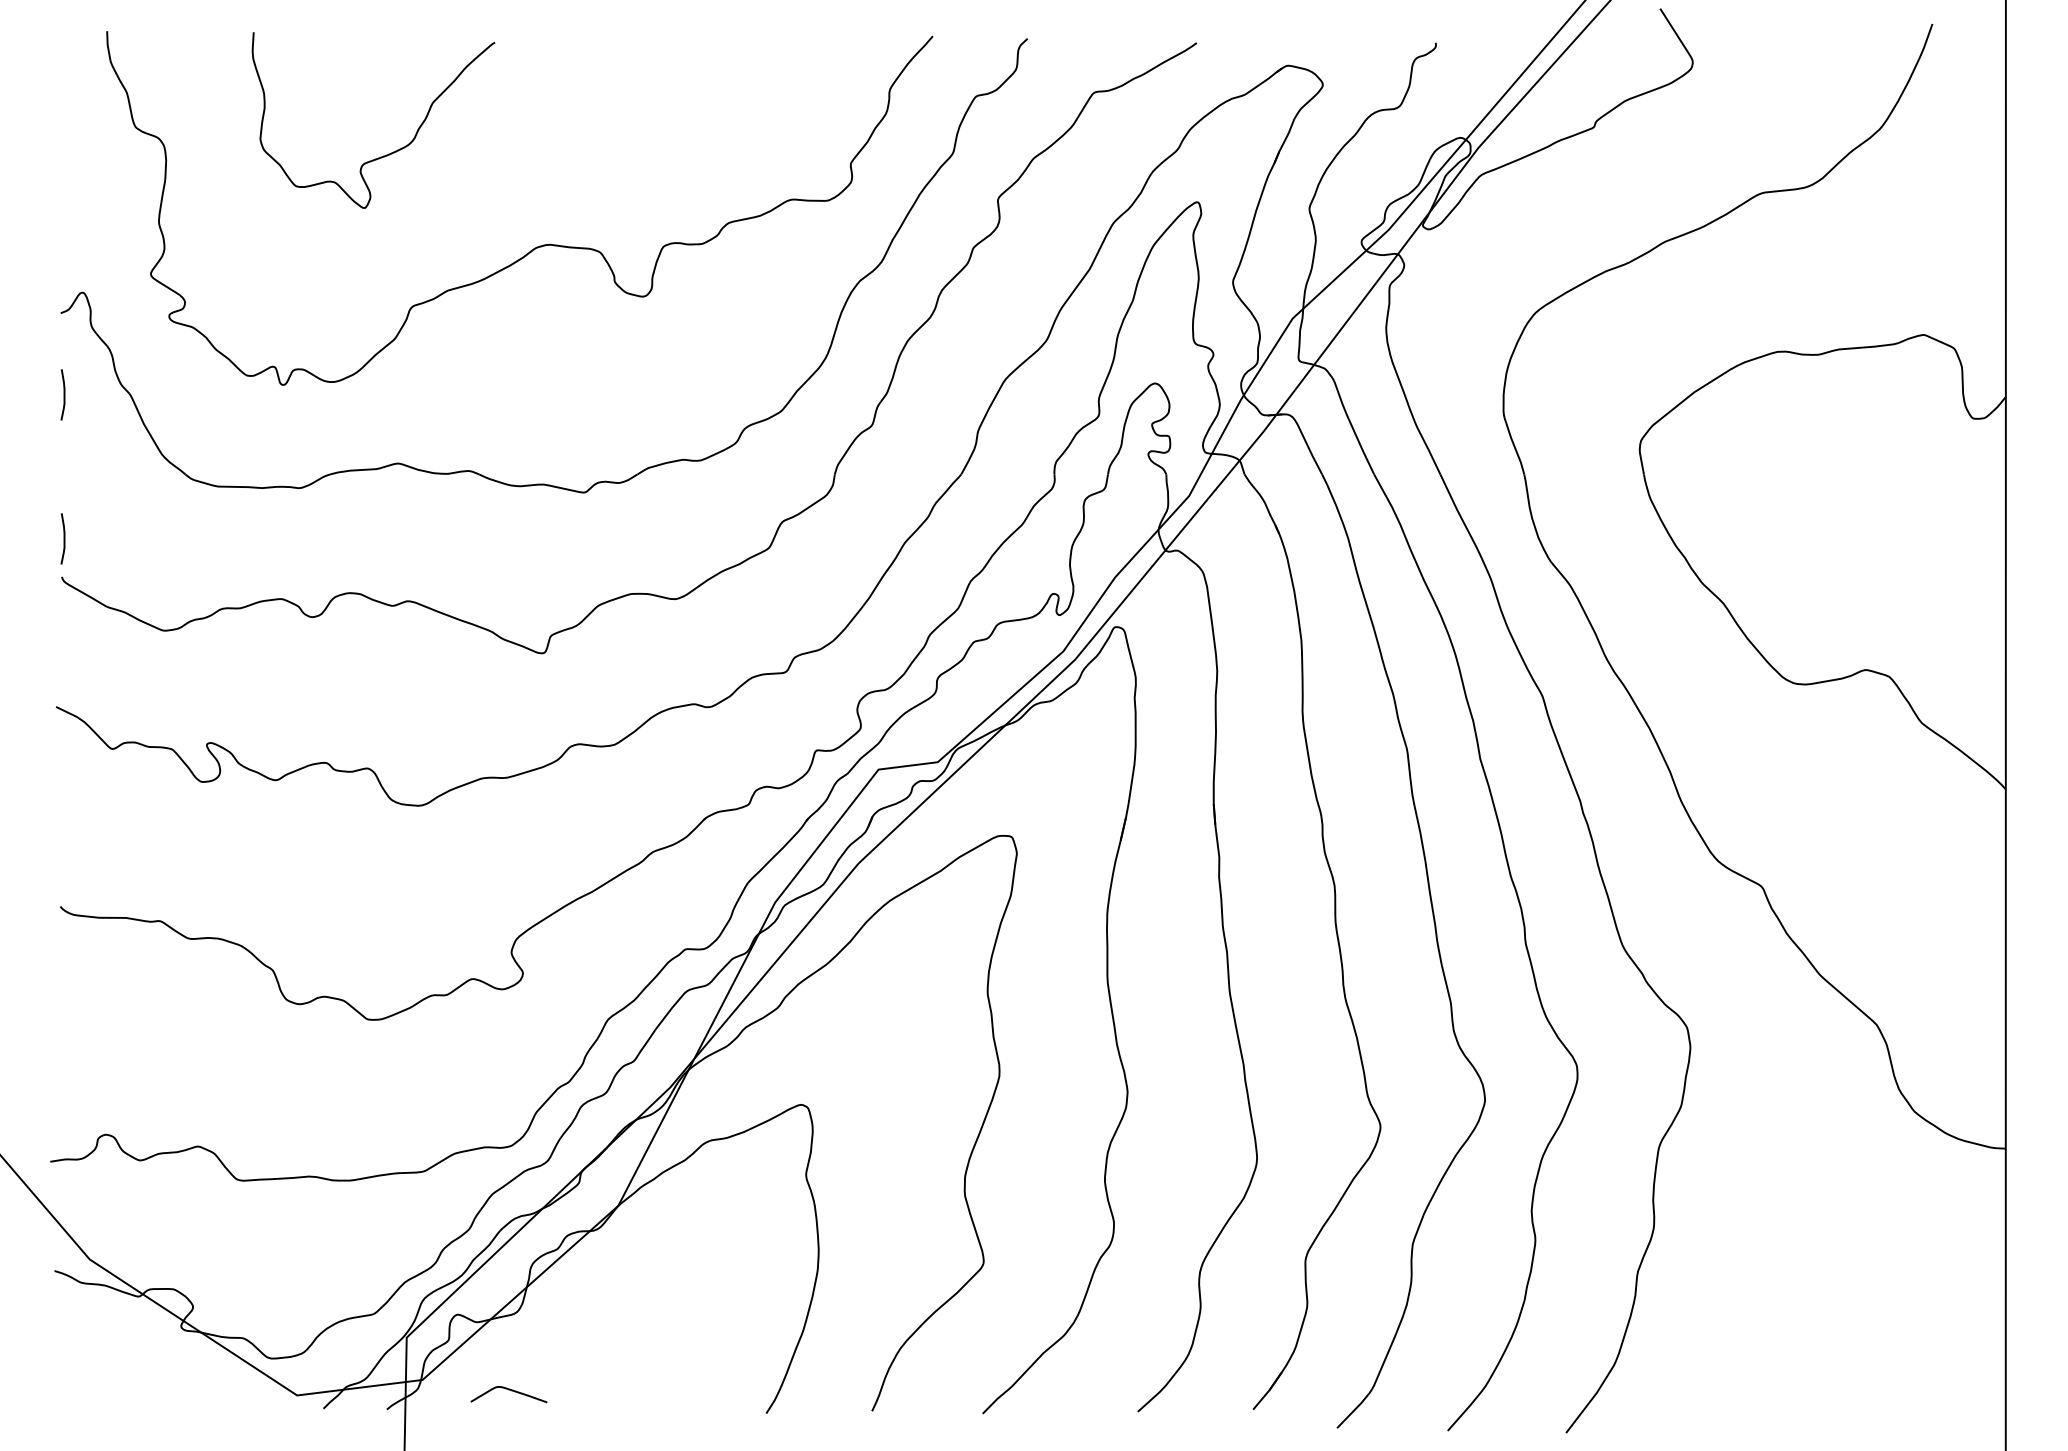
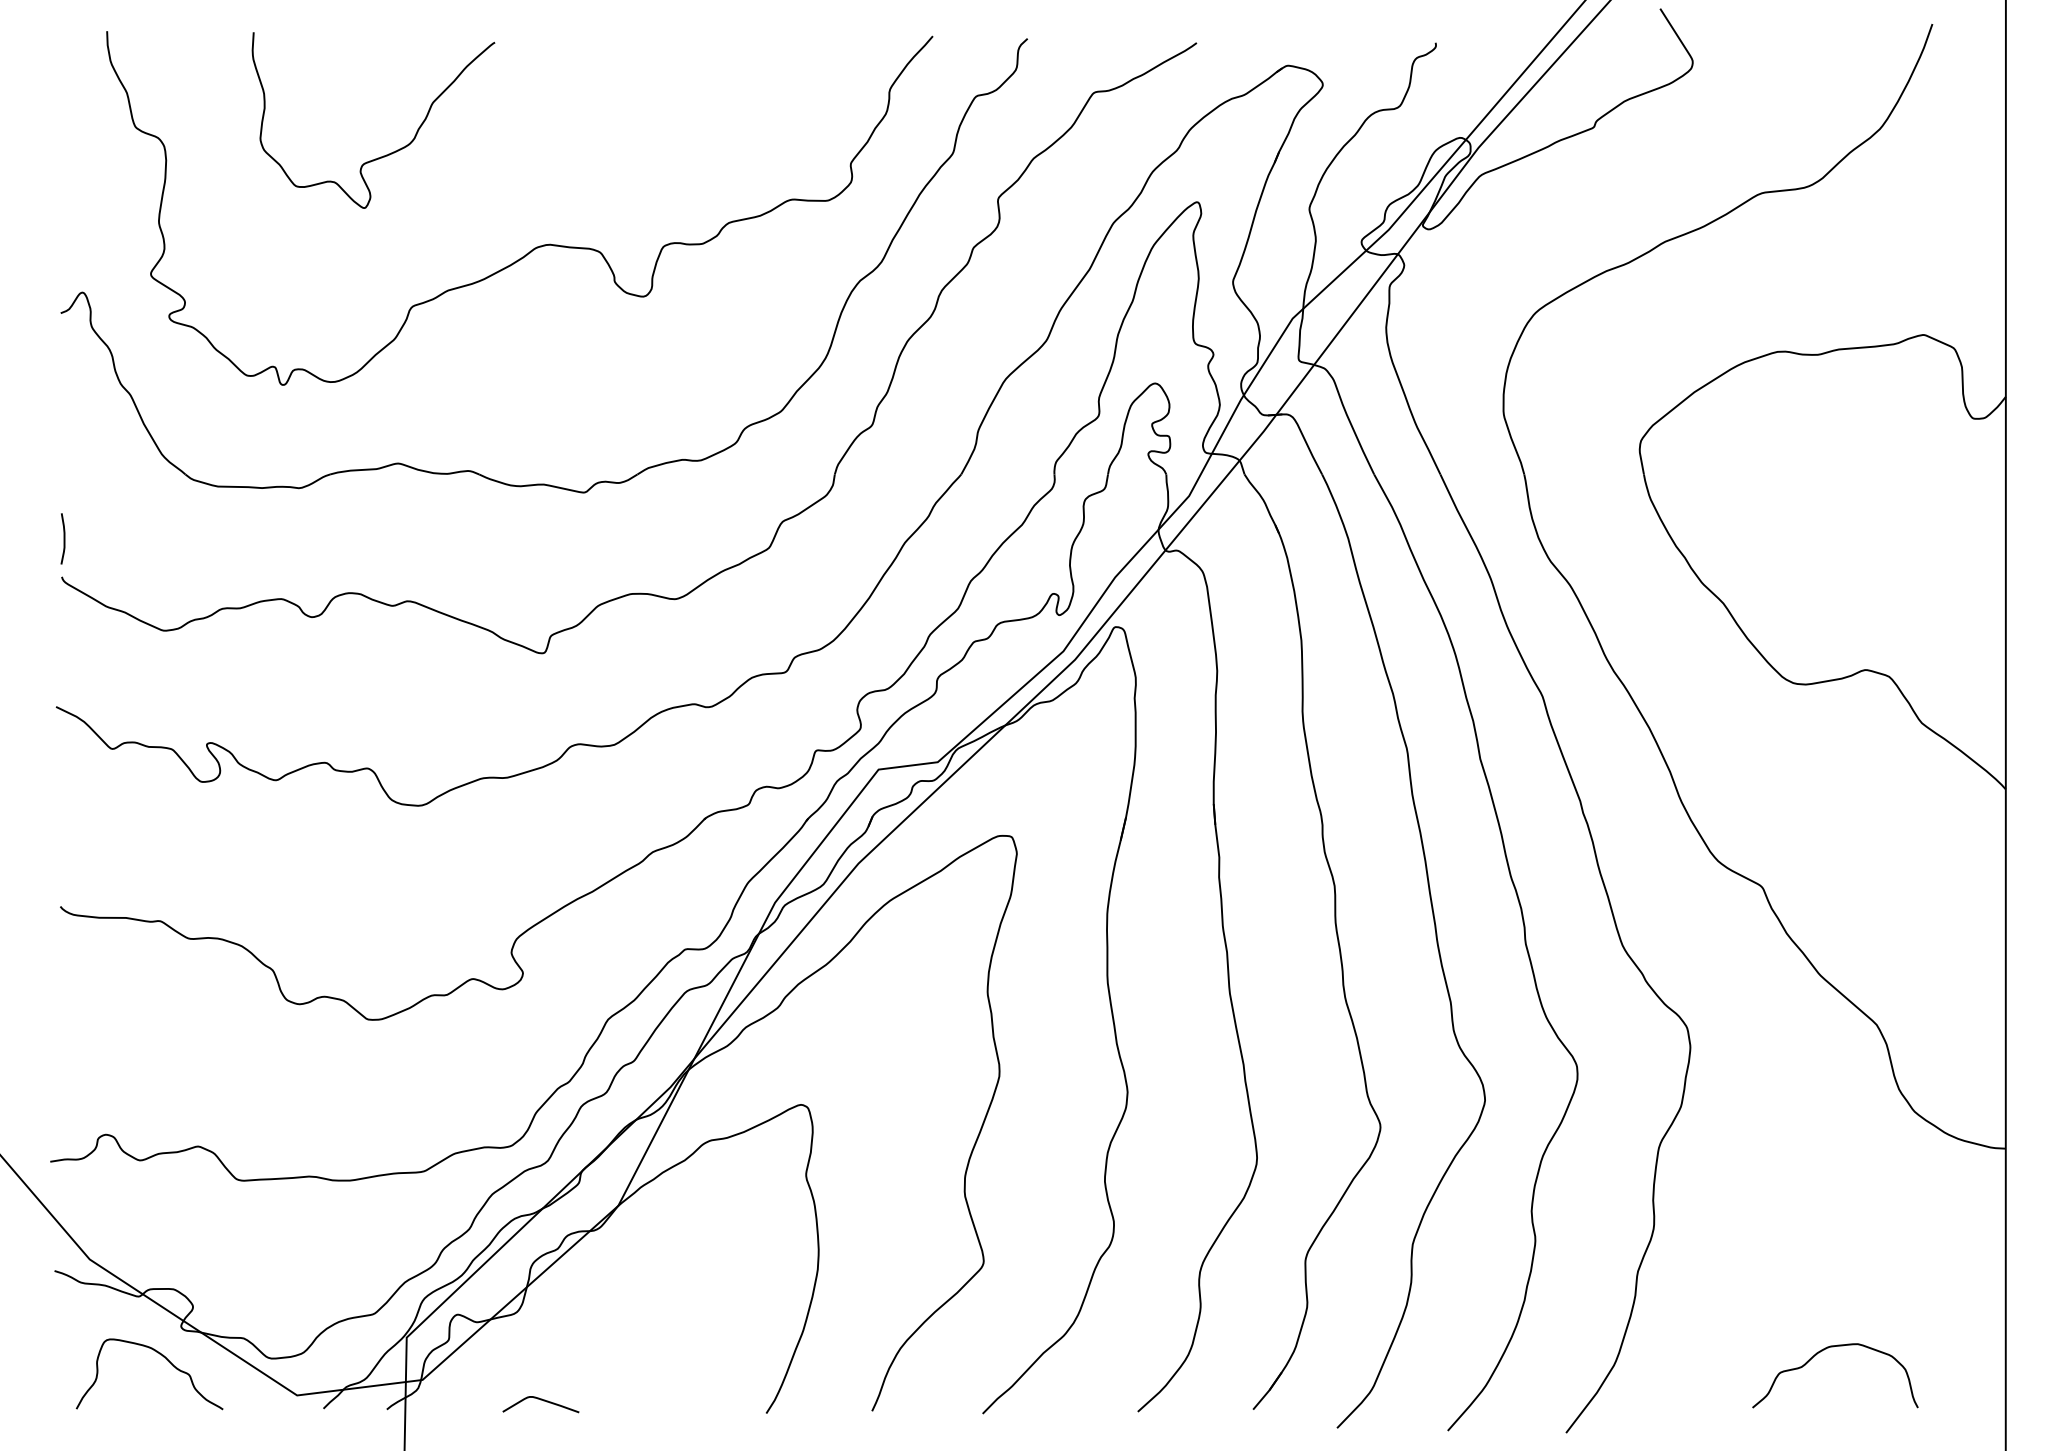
curve: present -> none (63, 394)
curve: none -> present (1822, 1351)
curve: none -> present (163, 1357)
curve position: (508, 1390) -> (540, 1400) (540, 1400)
